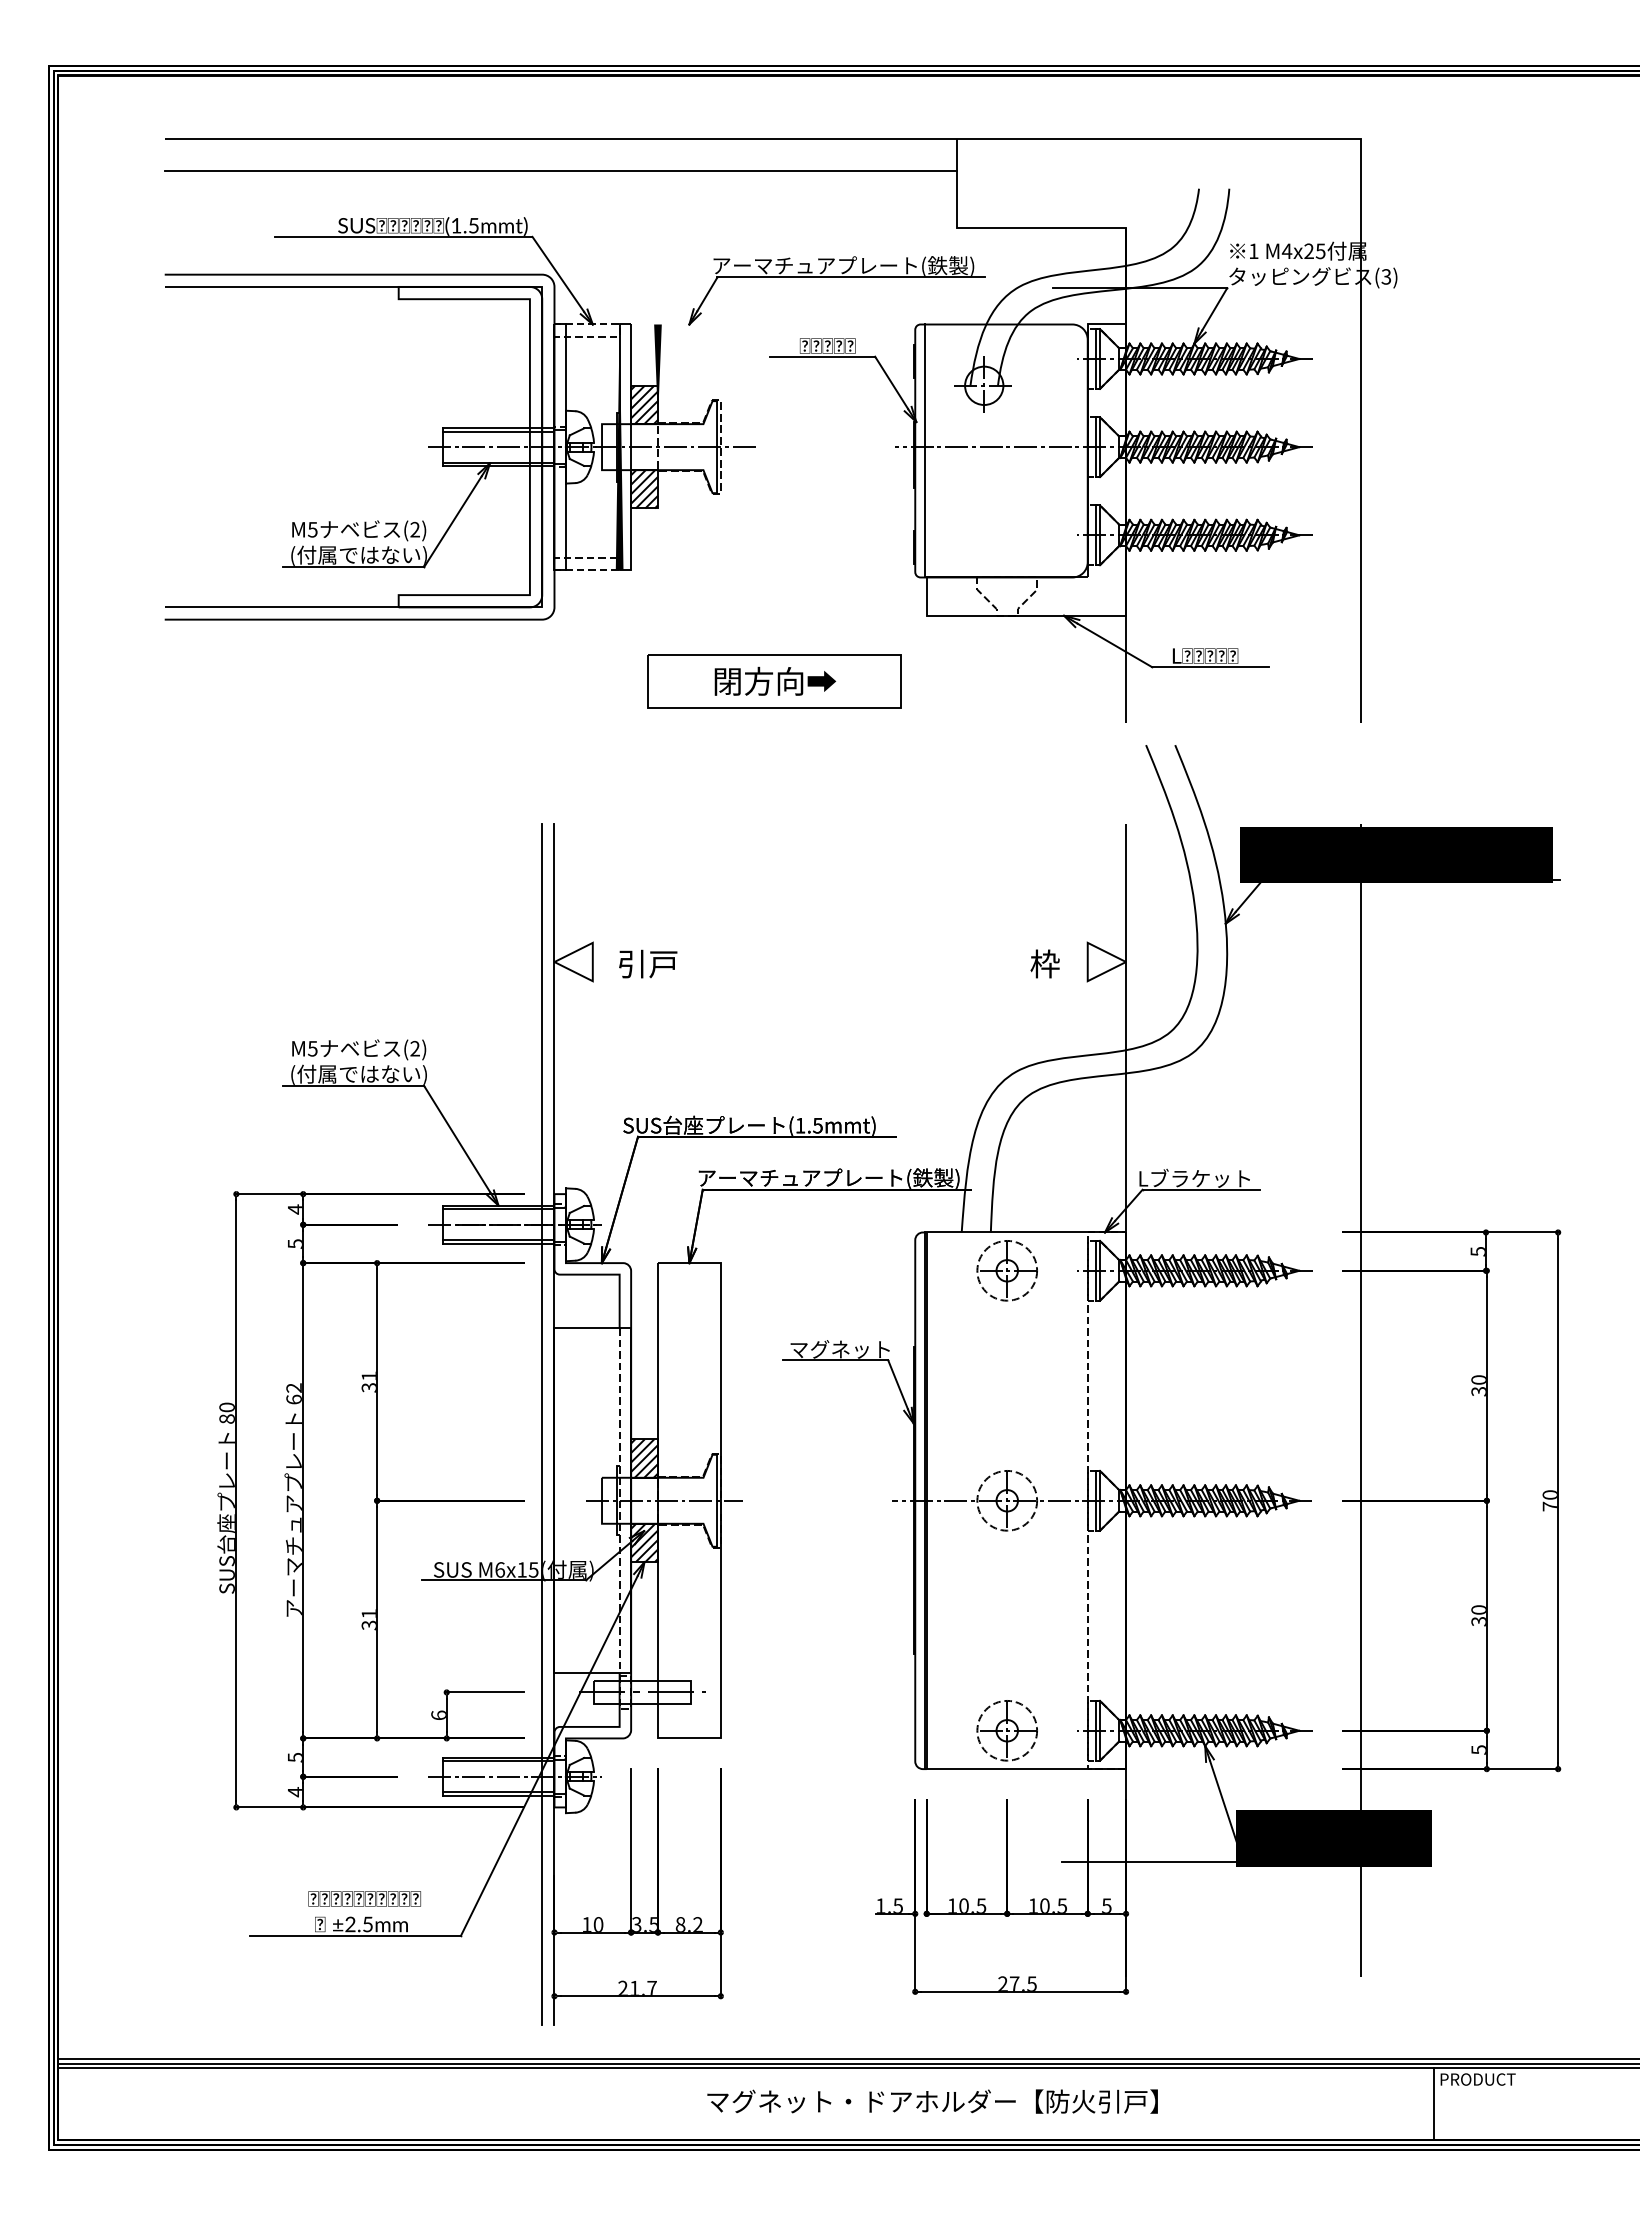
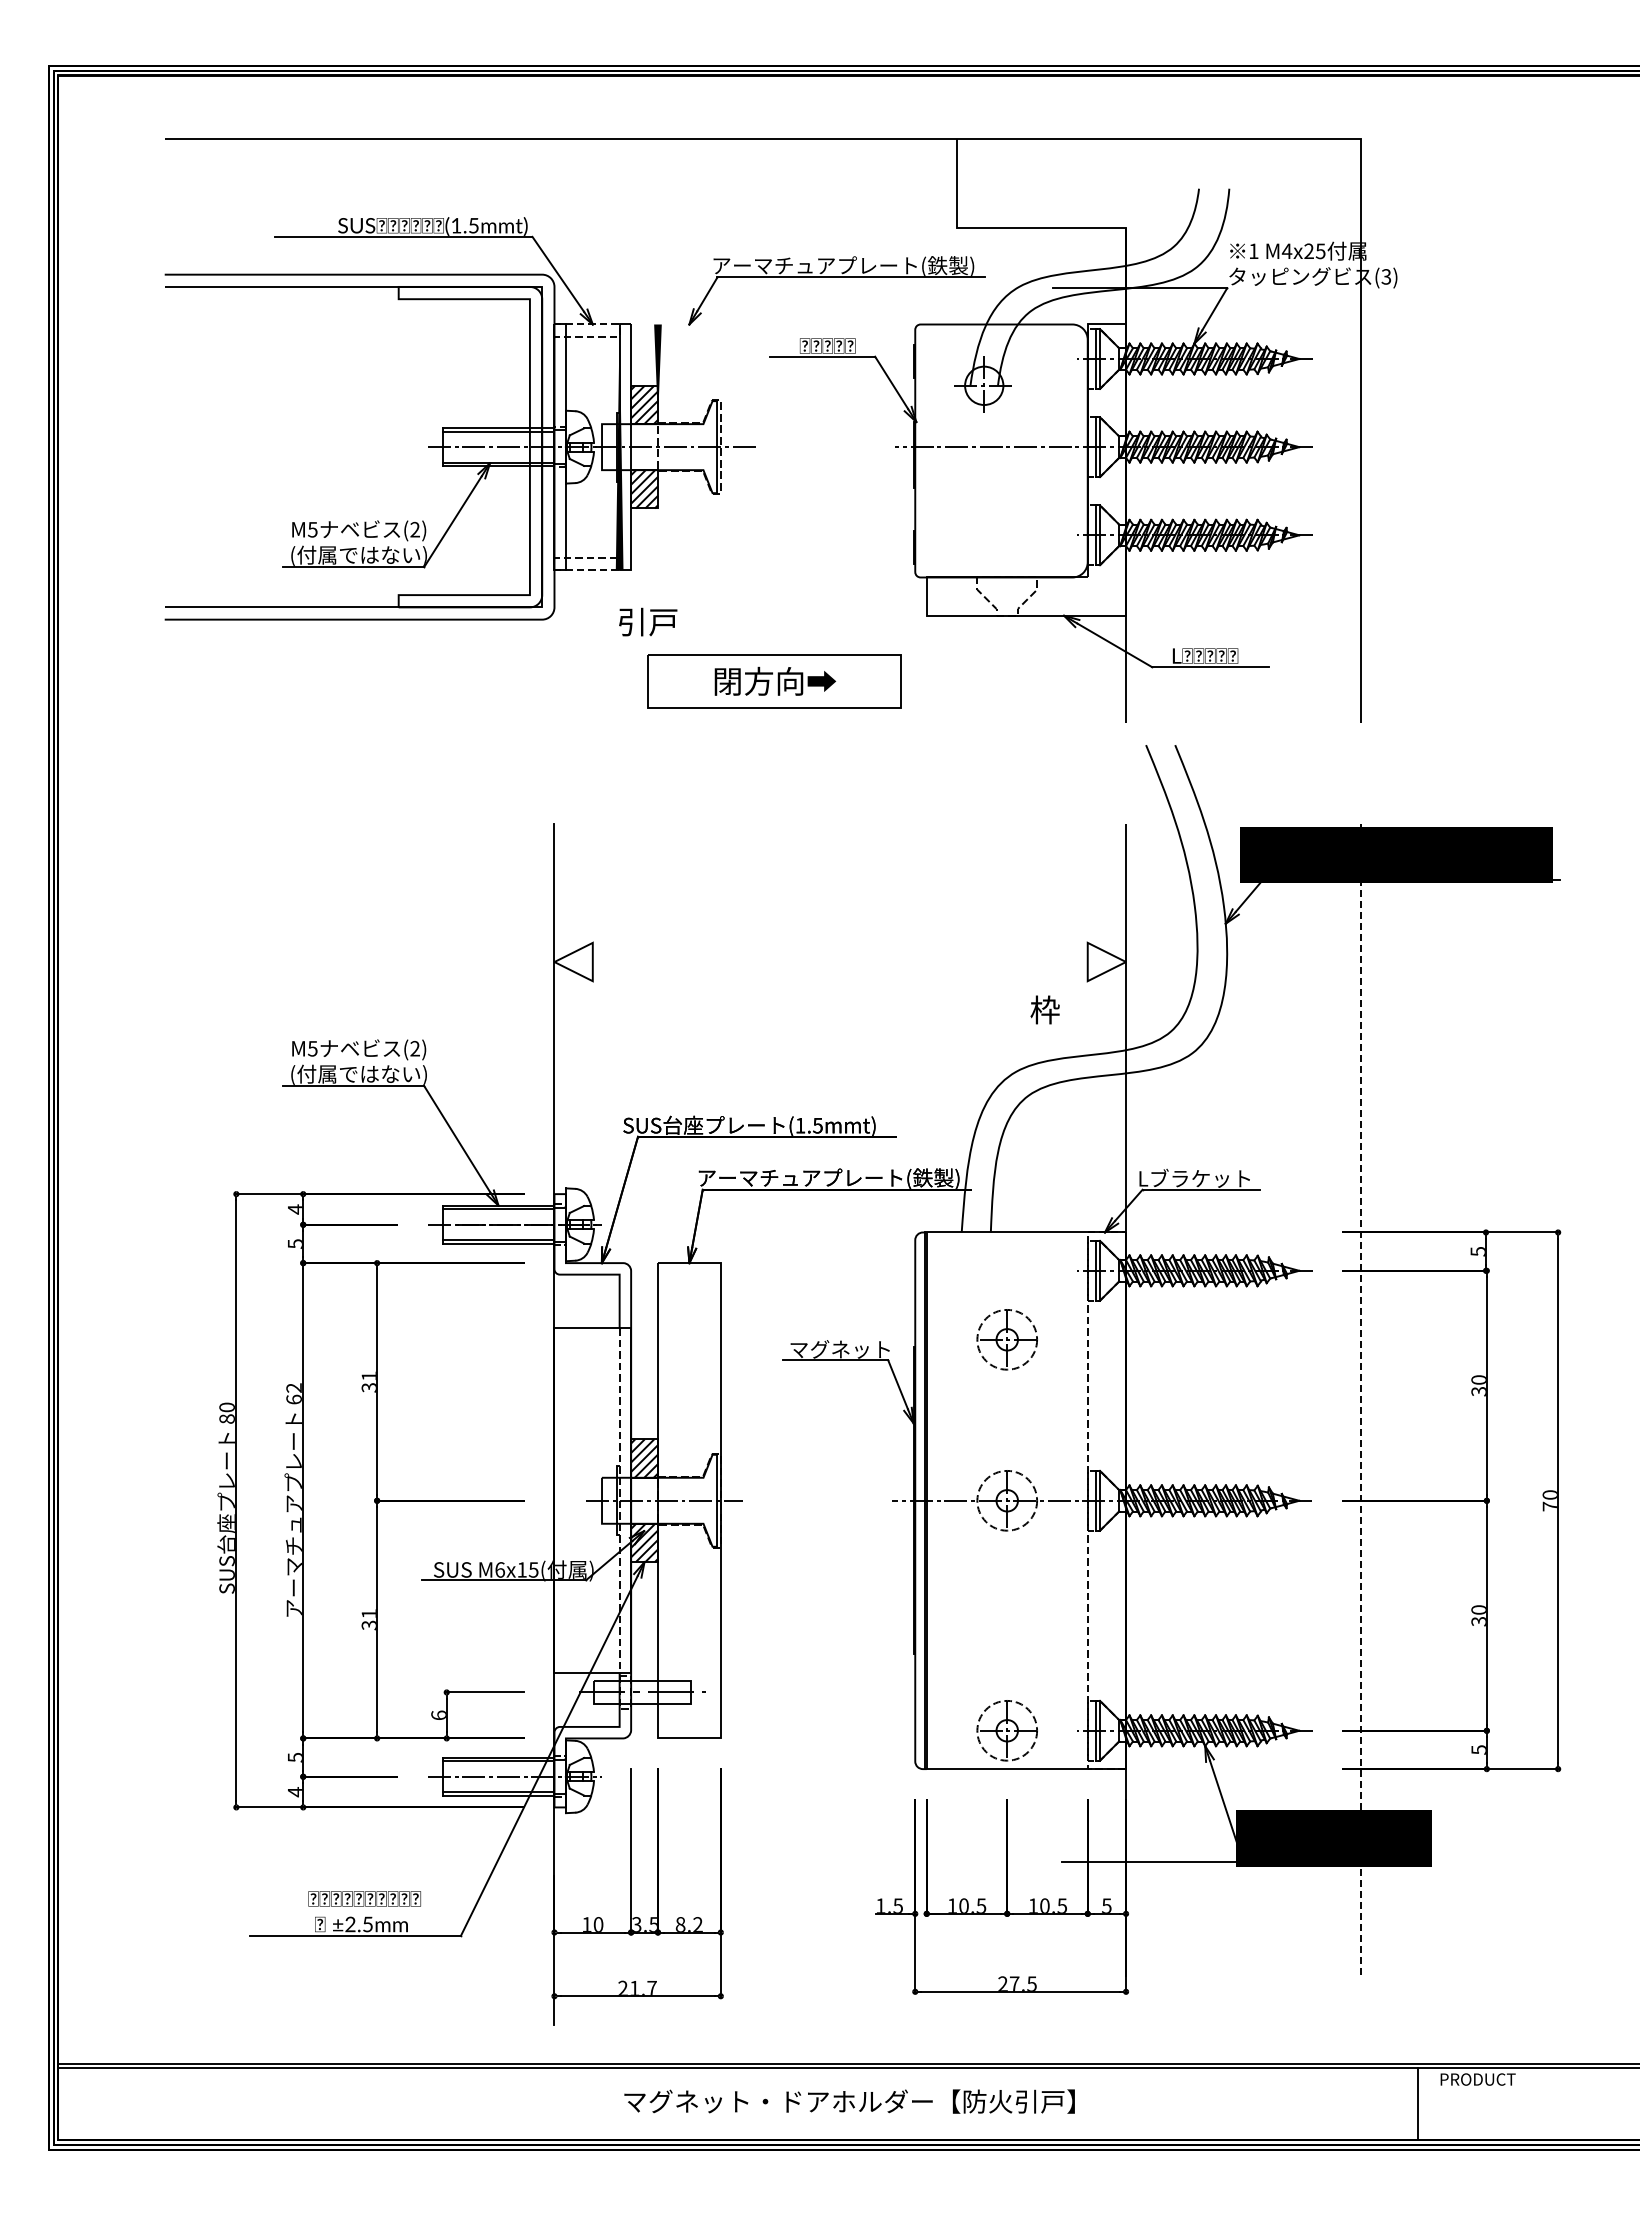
line: present -> none (560, 171)
line: present -> none (925, 450)
text position: (648, 963) -> (648, 621) (648, 621)
text position: (1044, 963) -> (1044, 1009) (1044, 1009)
part position: (1006, 1270) -> (1006, 1339) (1006, 1339)
line: solid -> dashed (1361, 1400)
line: present -> none (542, 1424)
line: present -> none (847, 2059)
text position: (932, 2101) -> (849, 2101) (849, 2101)
line position: (1433, 2104) -> (1417, 2104) (1417, 2104)
